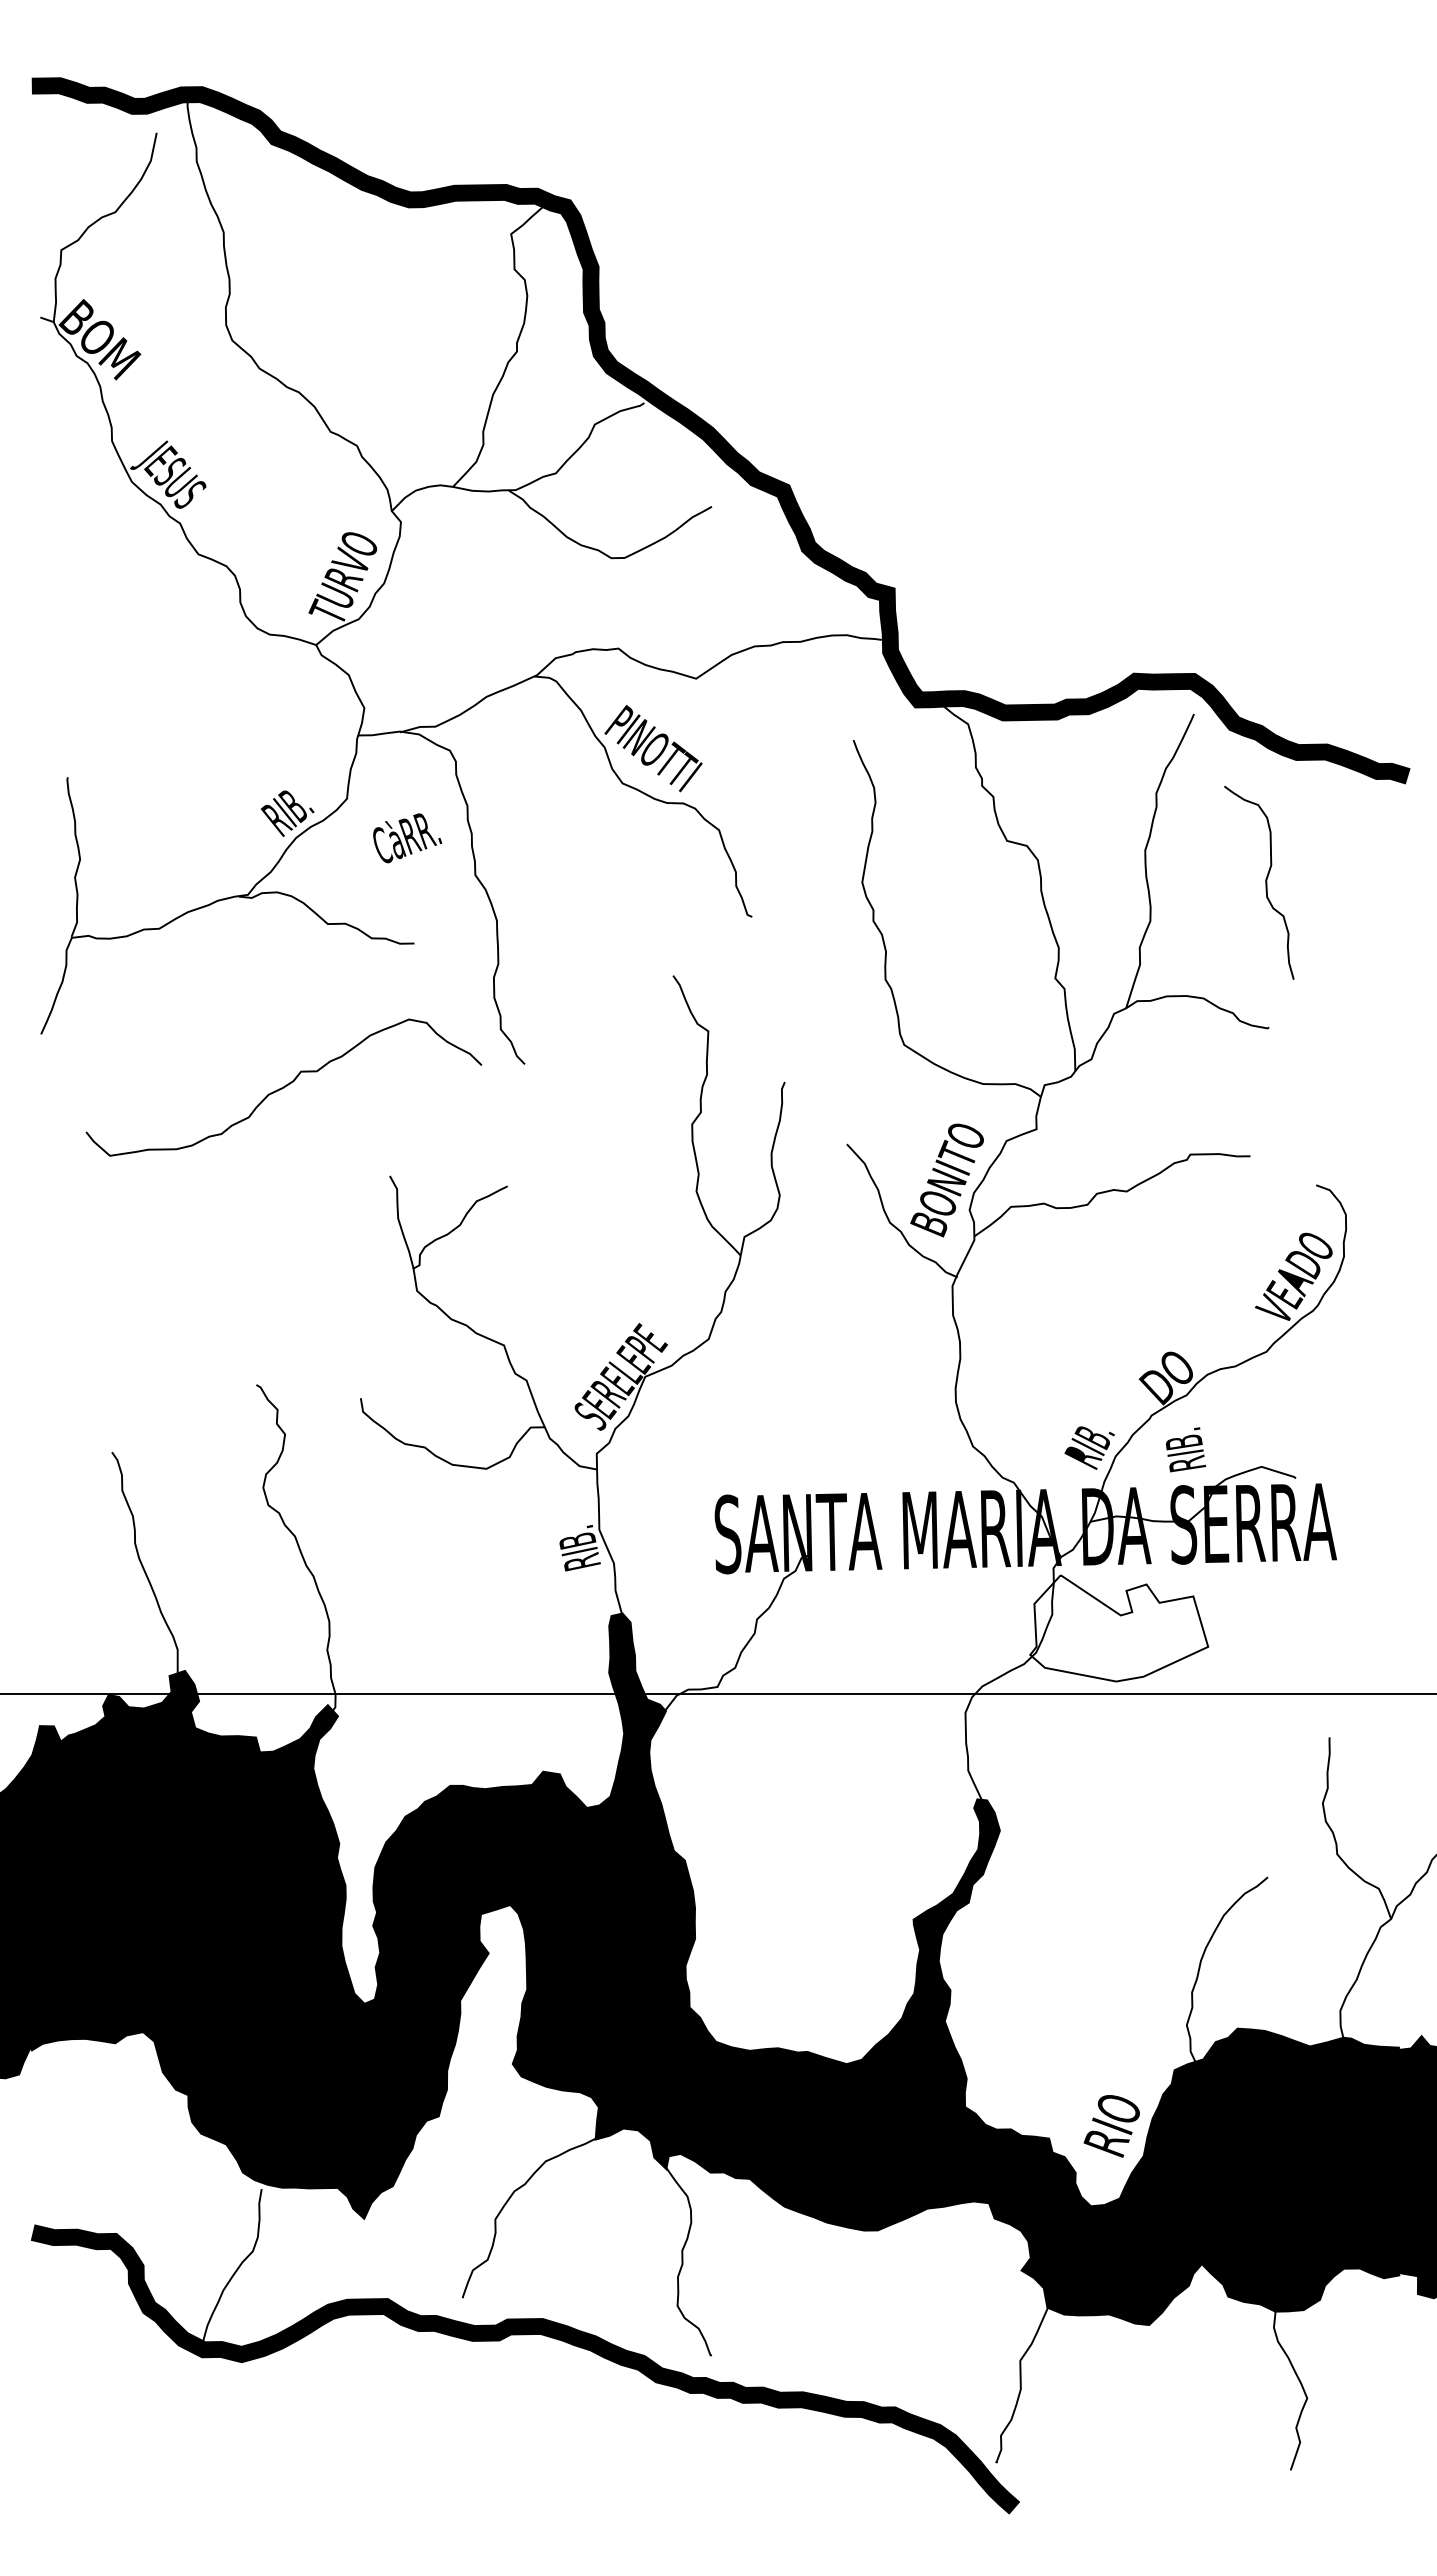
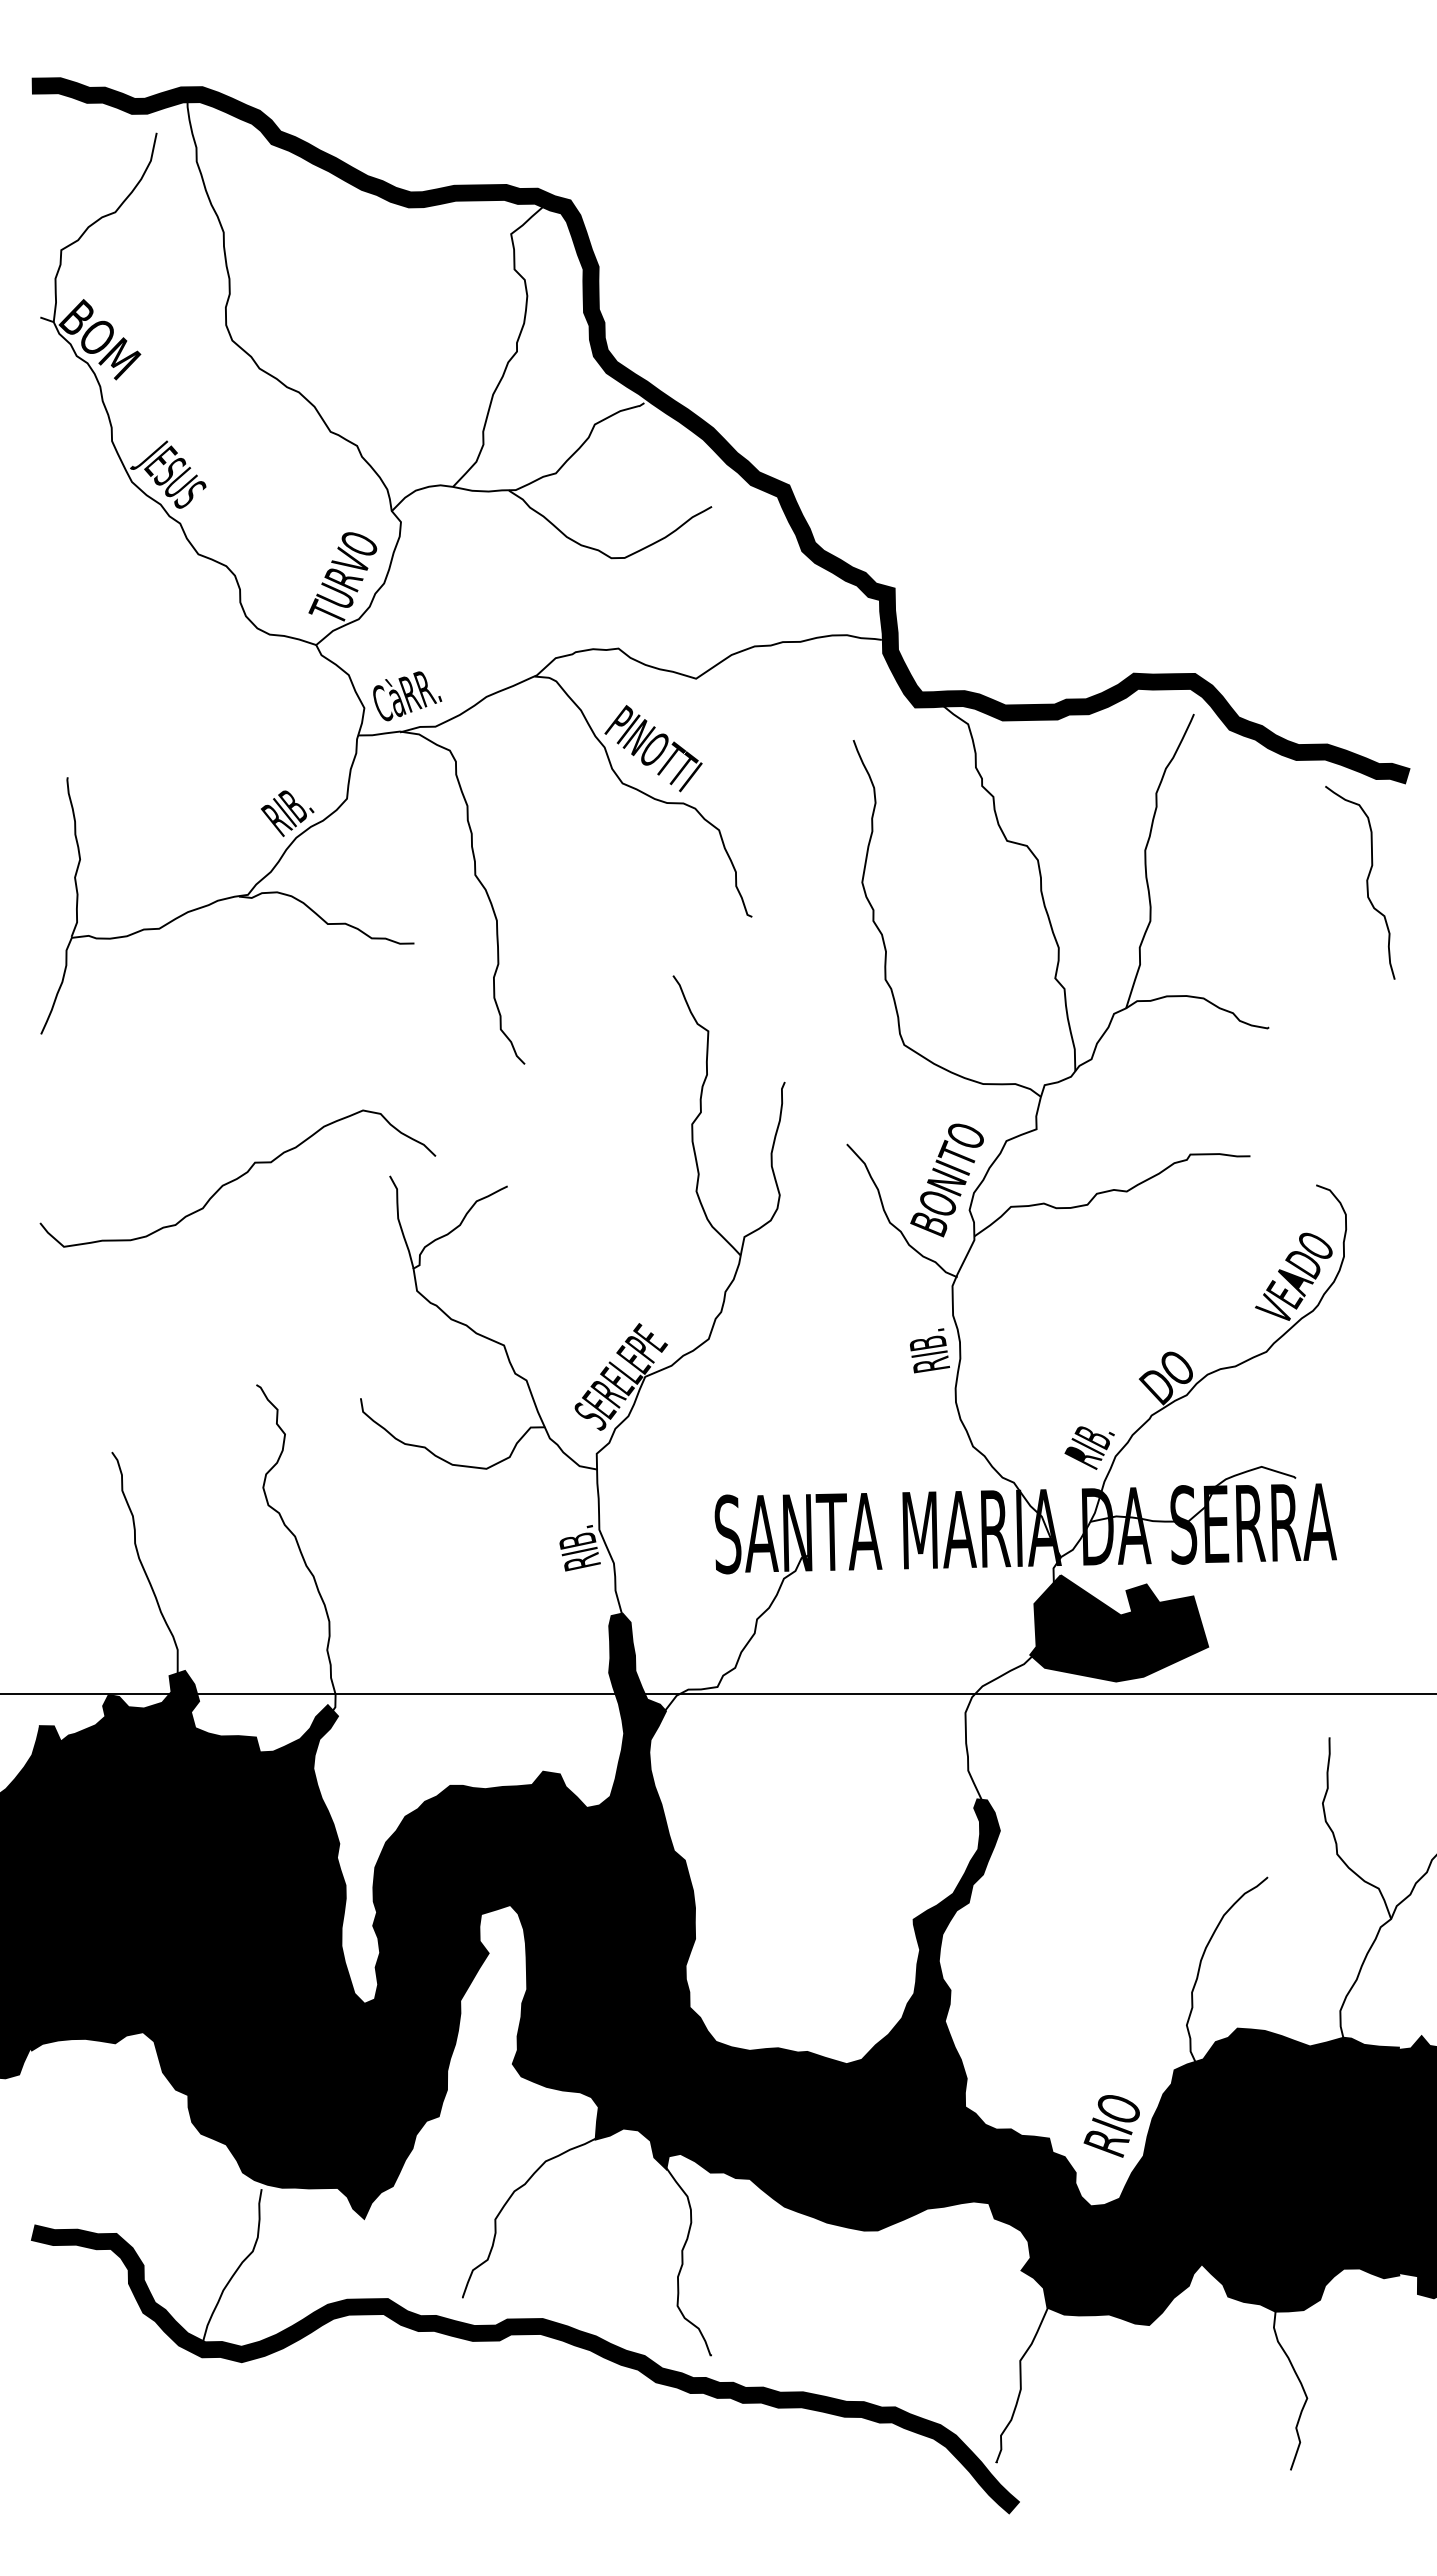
text position: (407, 838) -> (407, 696) (407, 696)
curve position: (1265, 882) -> (1366, 882) (1366, 882)
curve position: (283, 1087) -> (237, 1178) (237, 1178)
text position: (1185, 1449) -> (929, 1350) (929, 1350)
fill: none -> present (1119, 1628)
